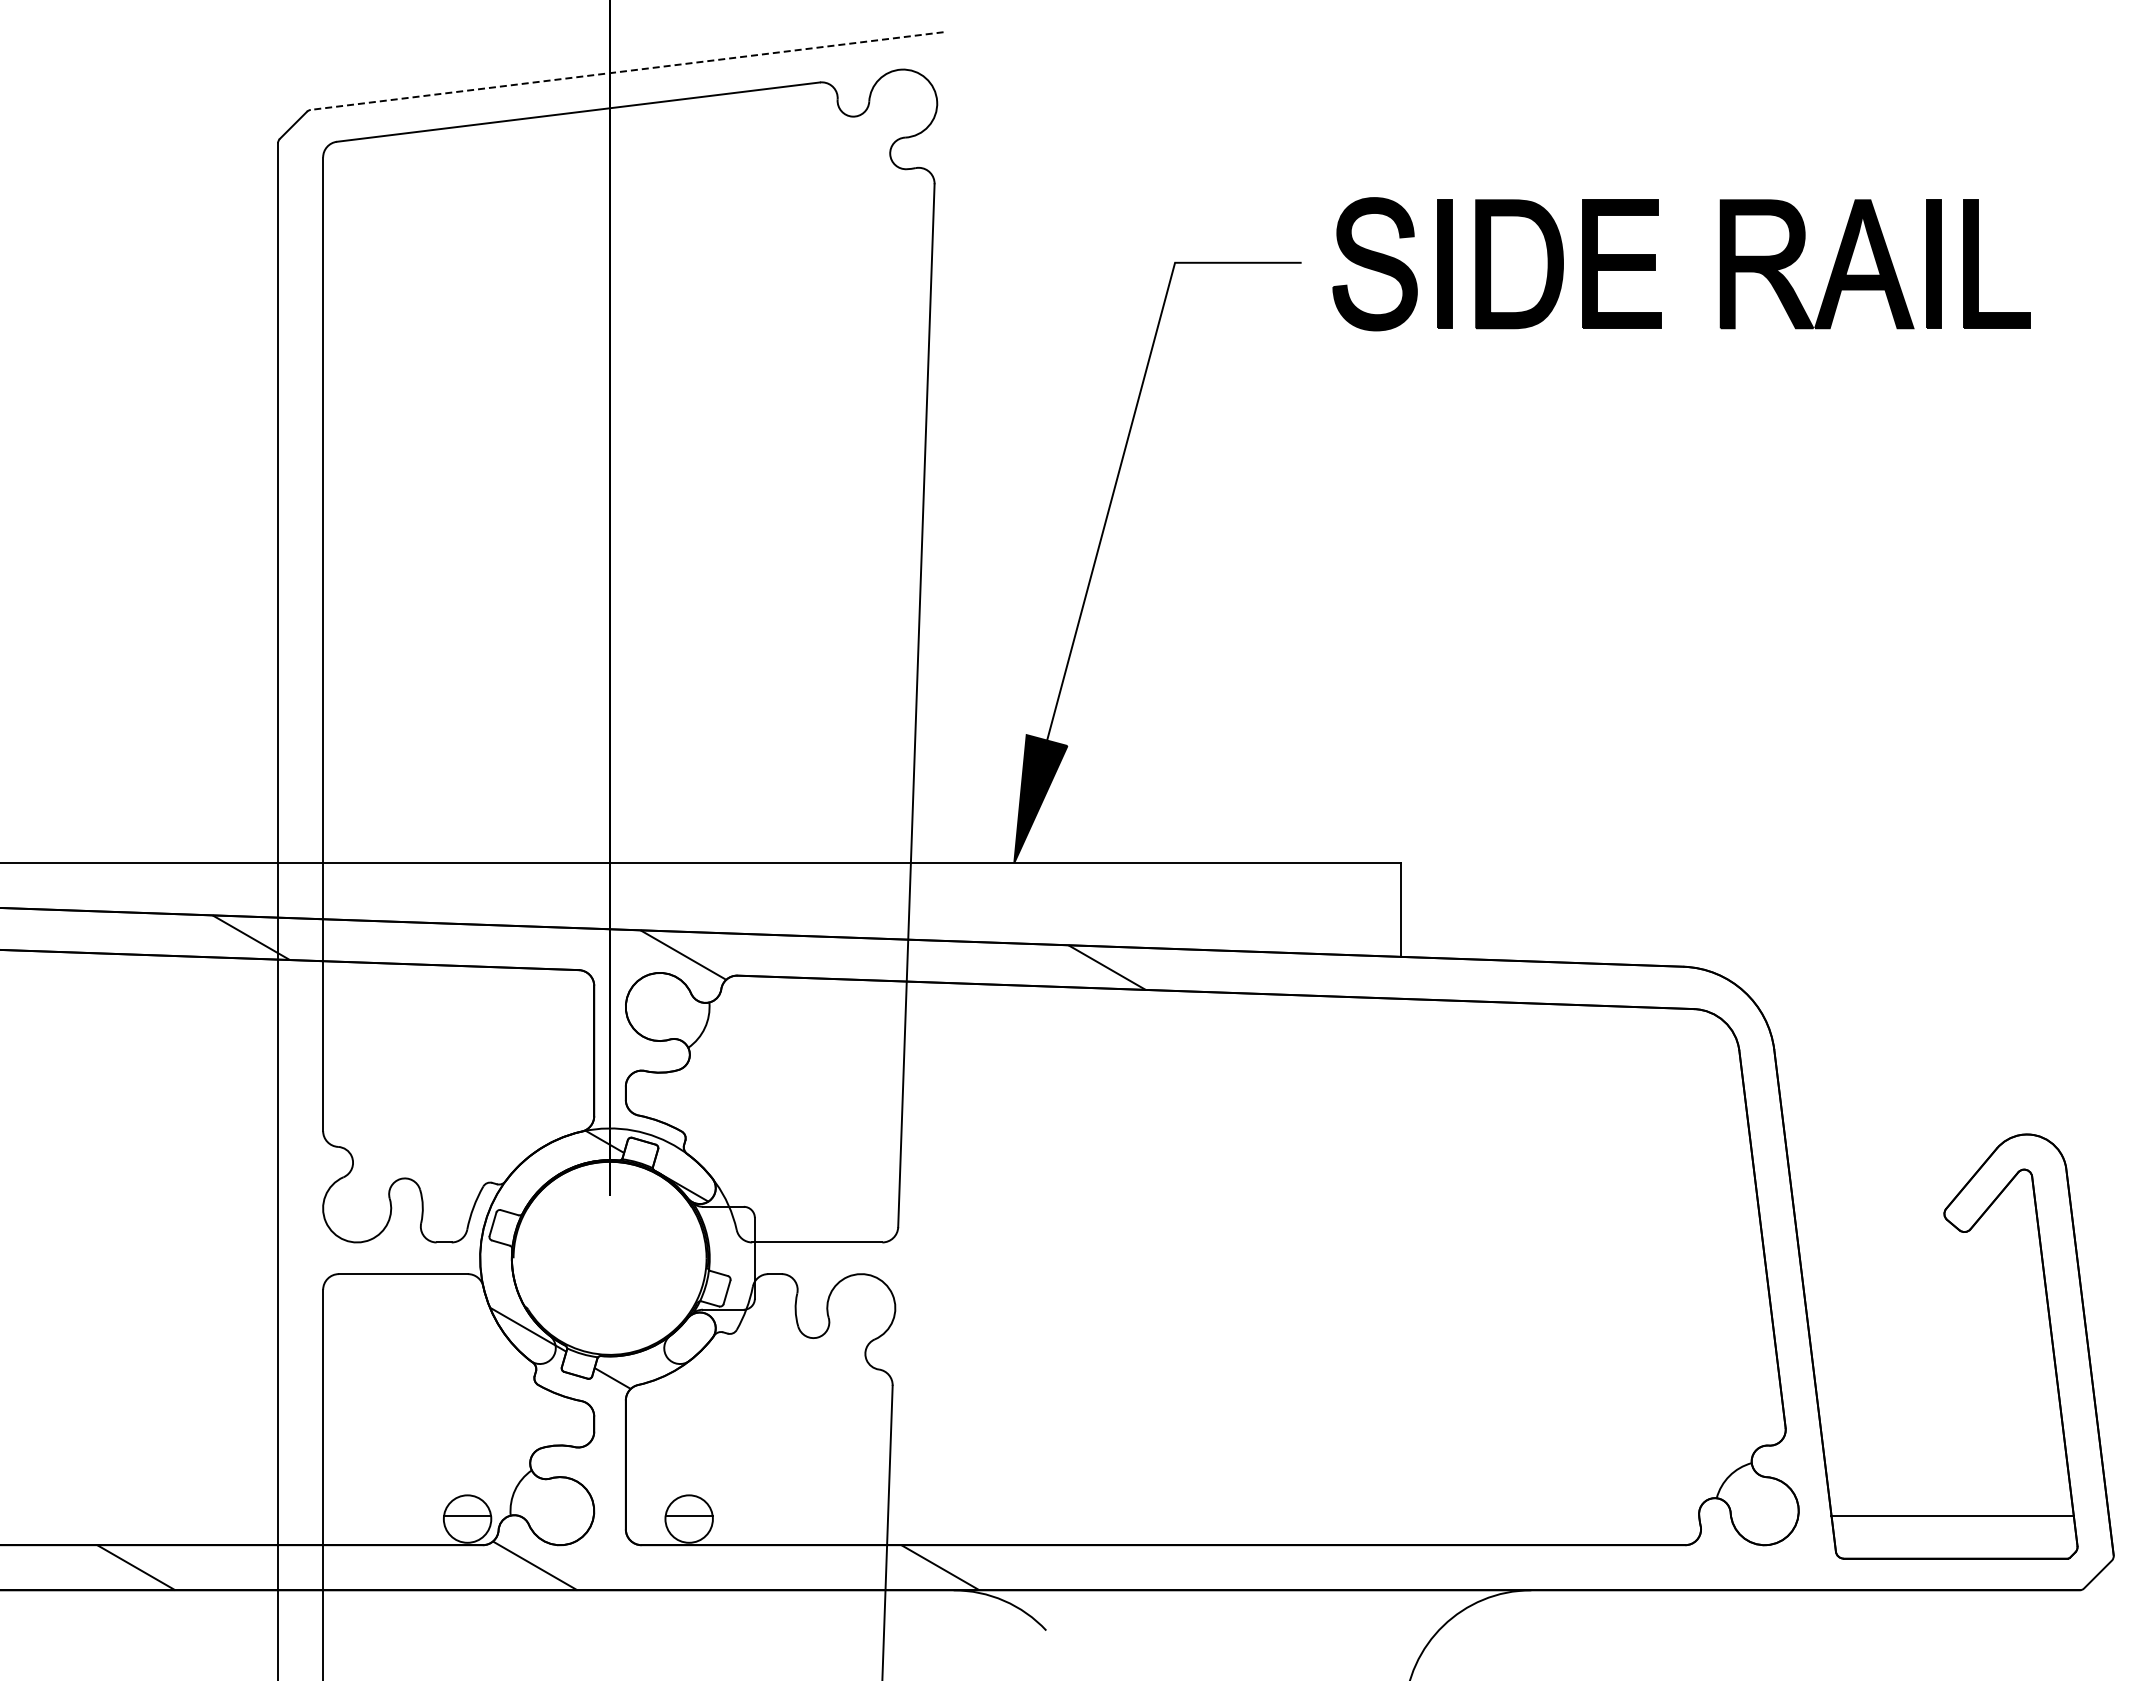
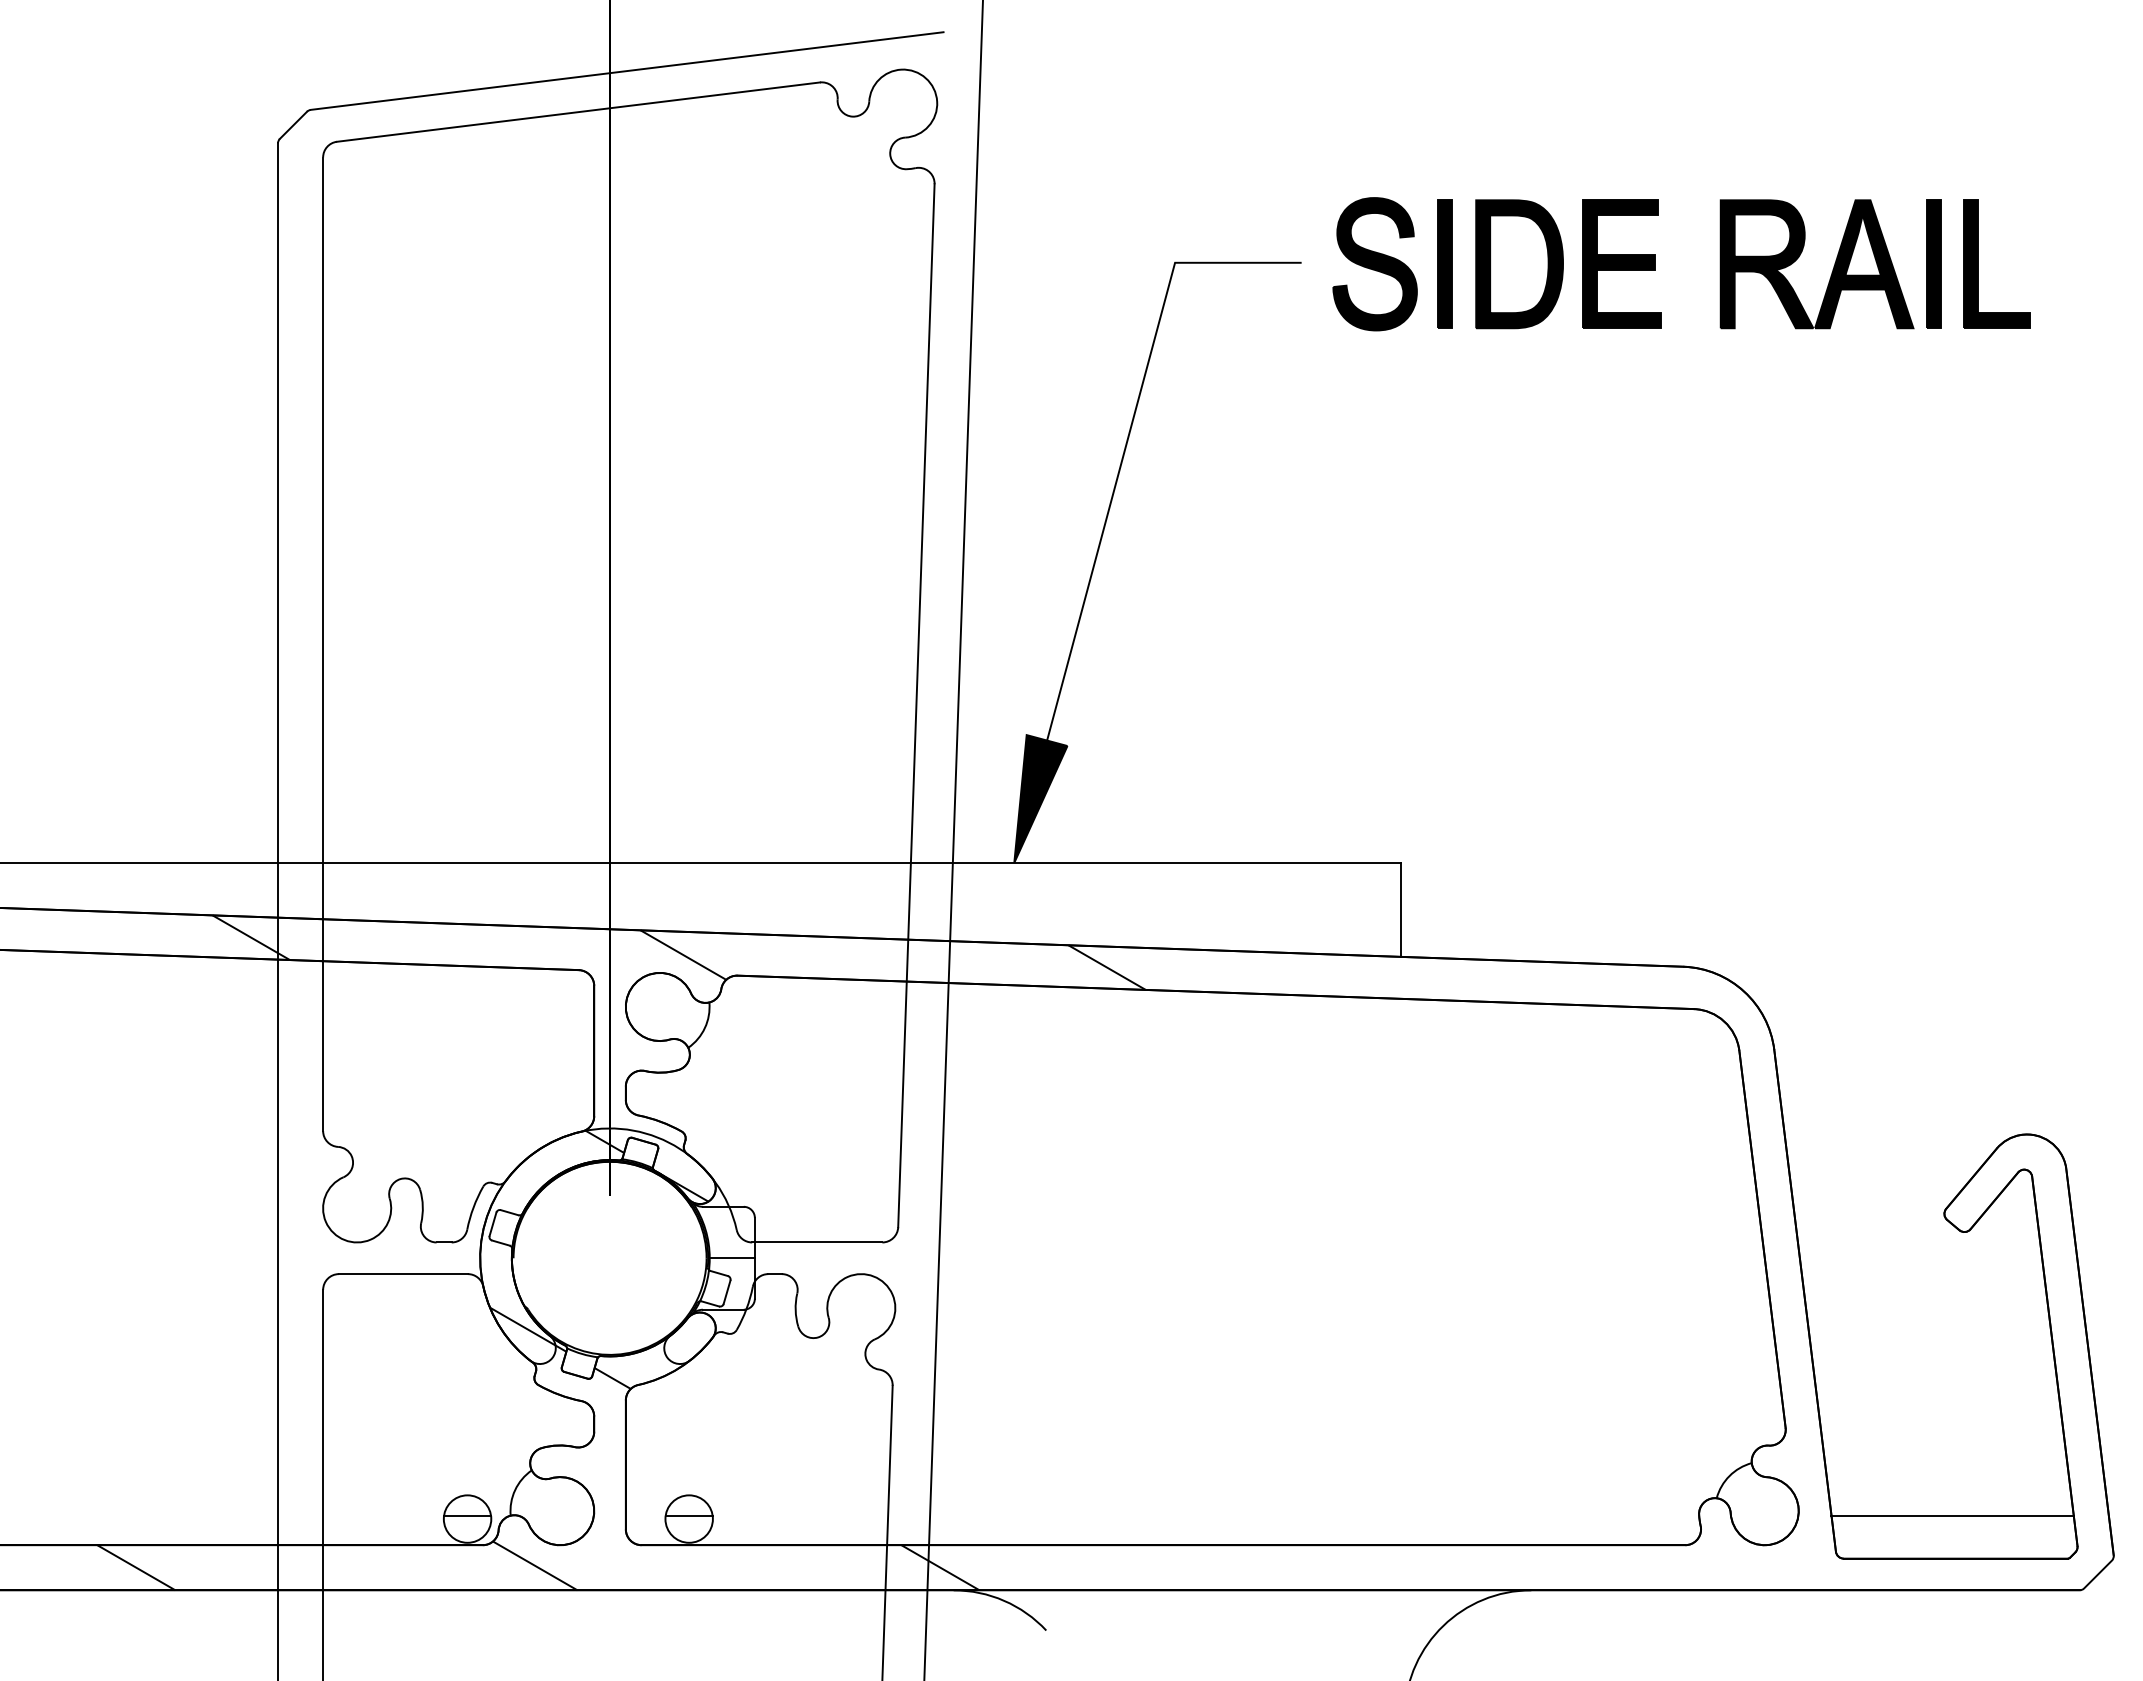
line: dashed -> solid (627, 71)
line: none -> present (953, 839)
line: none -> present (731, 1258)
